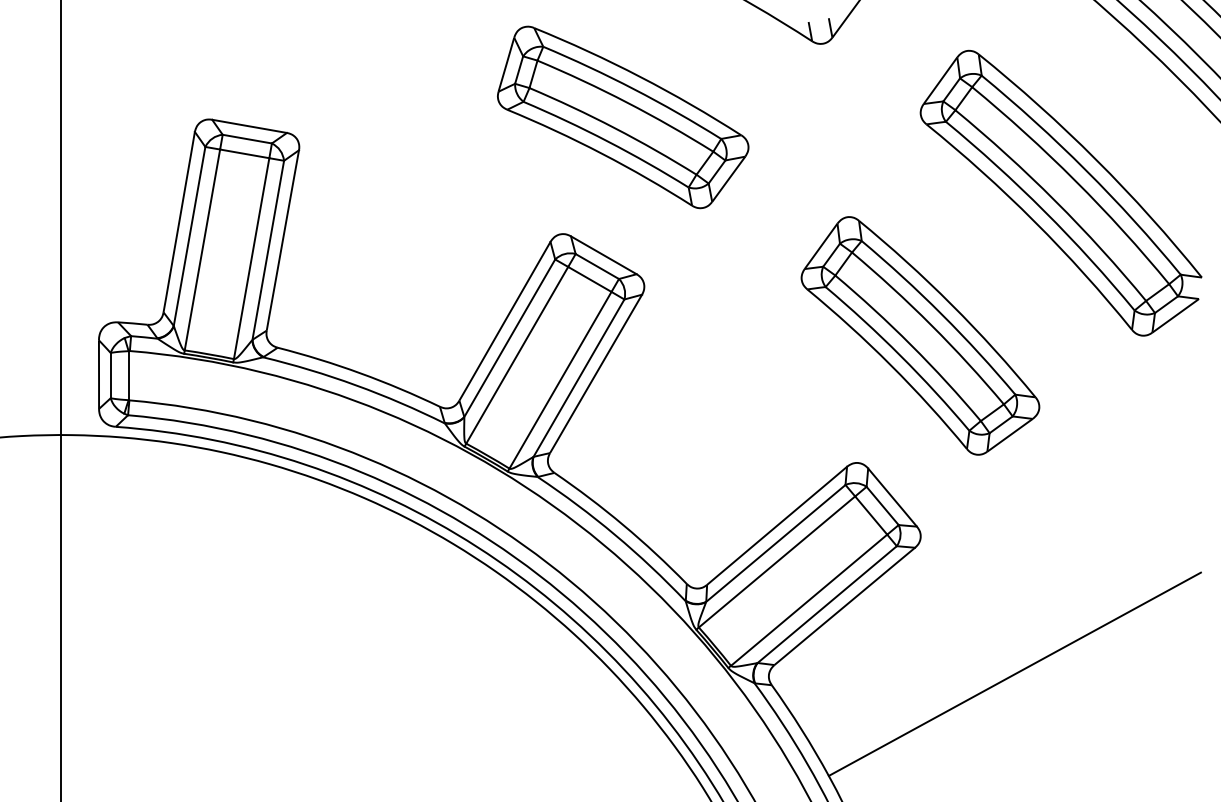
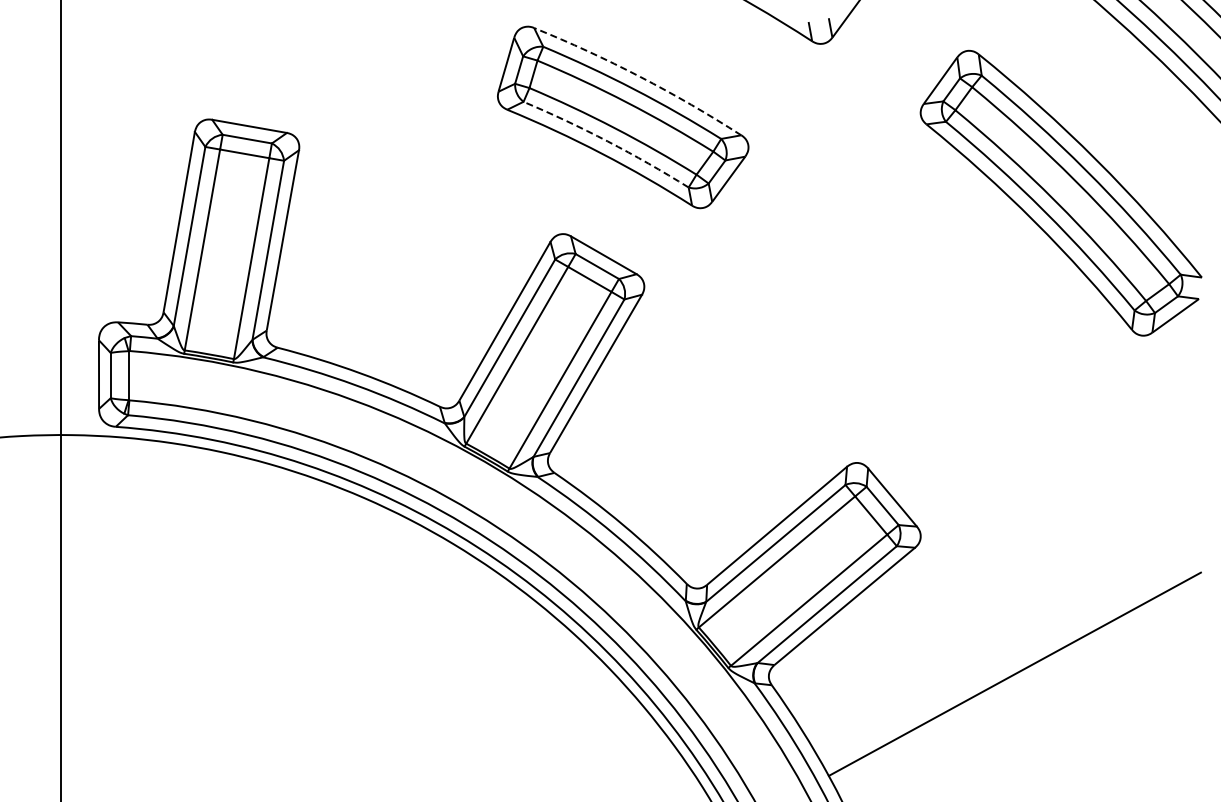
arc: solid -> dashed (640, 76)
arc: solid -> dashed (607, 141)
part: present -> none (920, 335)
